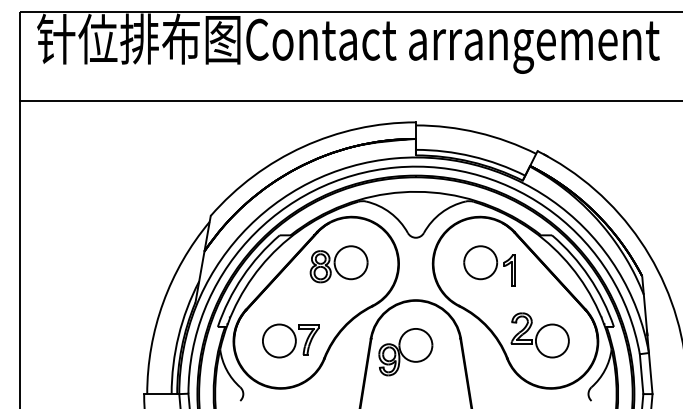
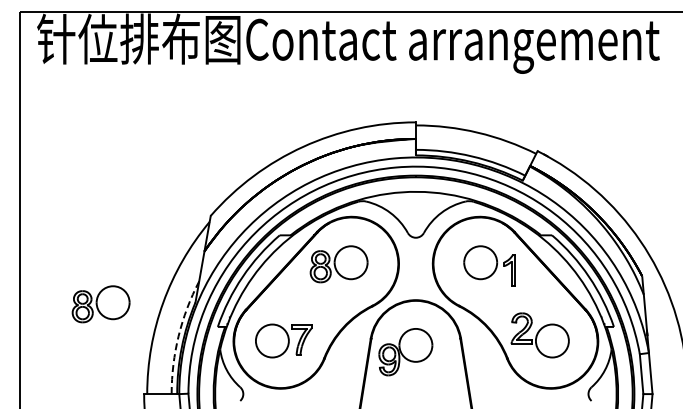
line: present -> none (349, 101)
part: none -> present (100, 304)
arc: solid -> dashed (178, 336)
part position: (290, 340) -> (283, 340) (283, 340)
